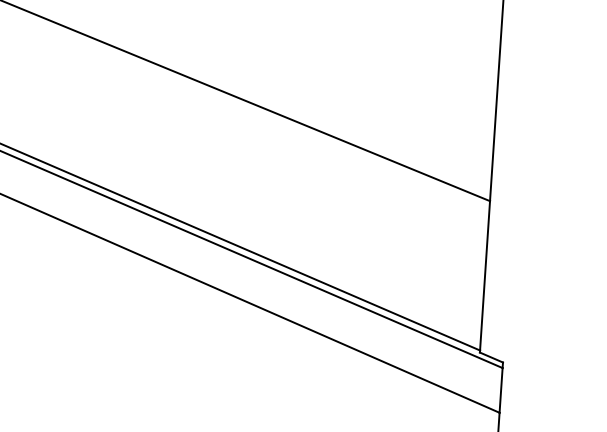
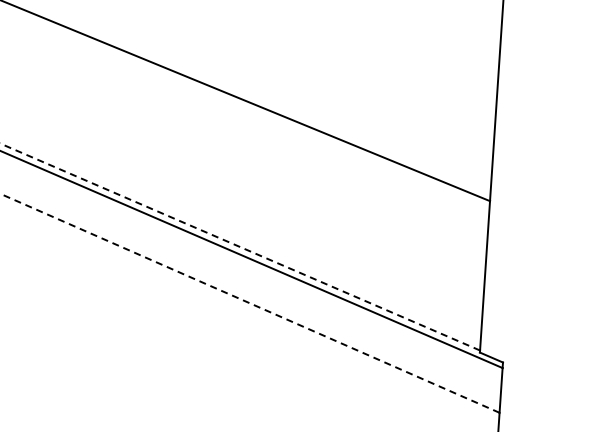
line: solid -> dashed (239, 246)
line: solid -> dashed (249, 303)
